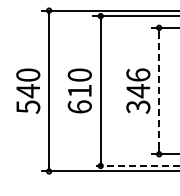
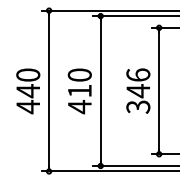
line: dashed -> solid (159, 91)
text: 540 -> 440 (28, 107)
text: 610 -> 410 (79, 107)
line: dashed -> solid (136, 165)
